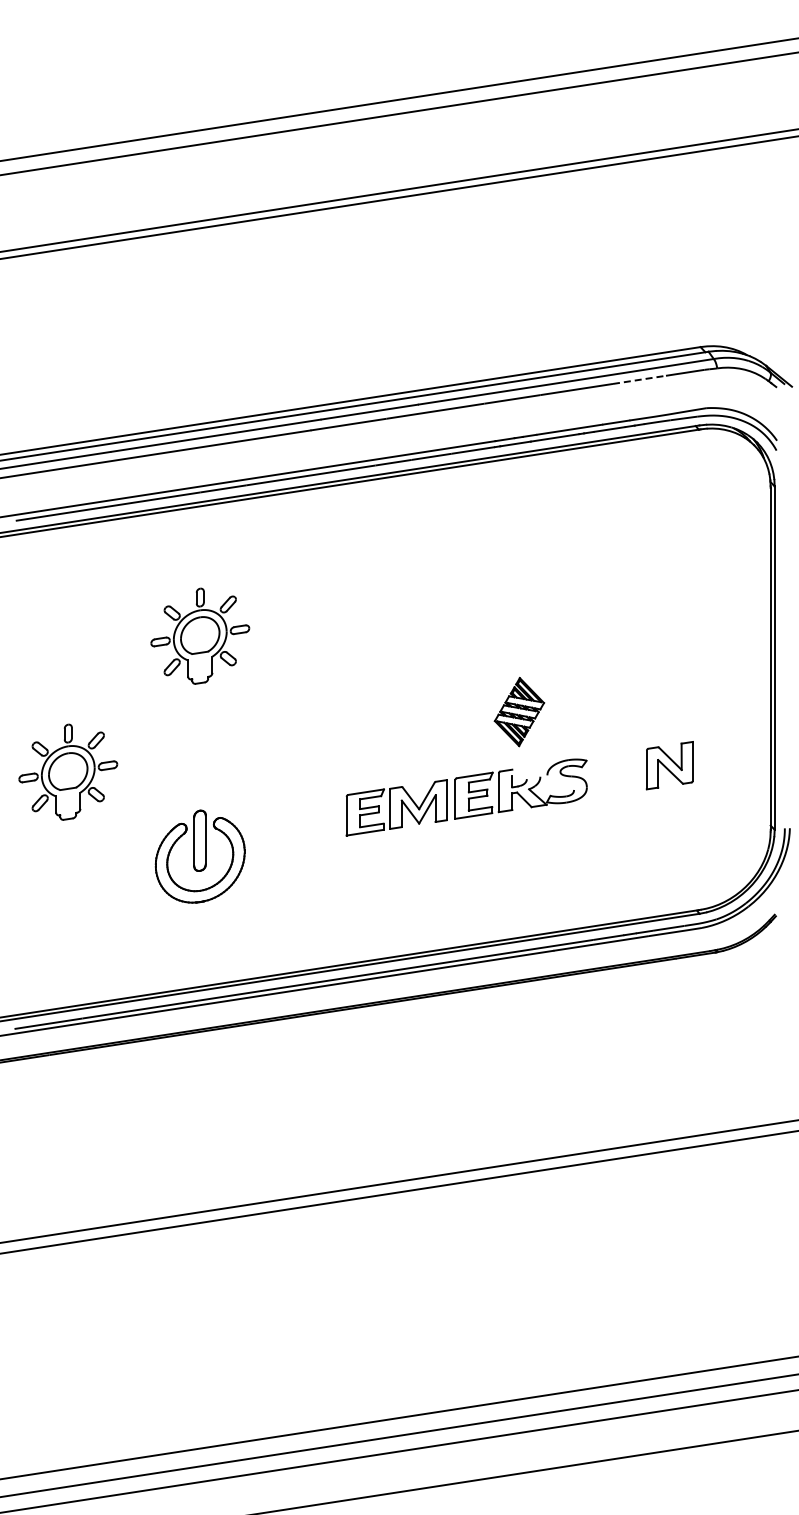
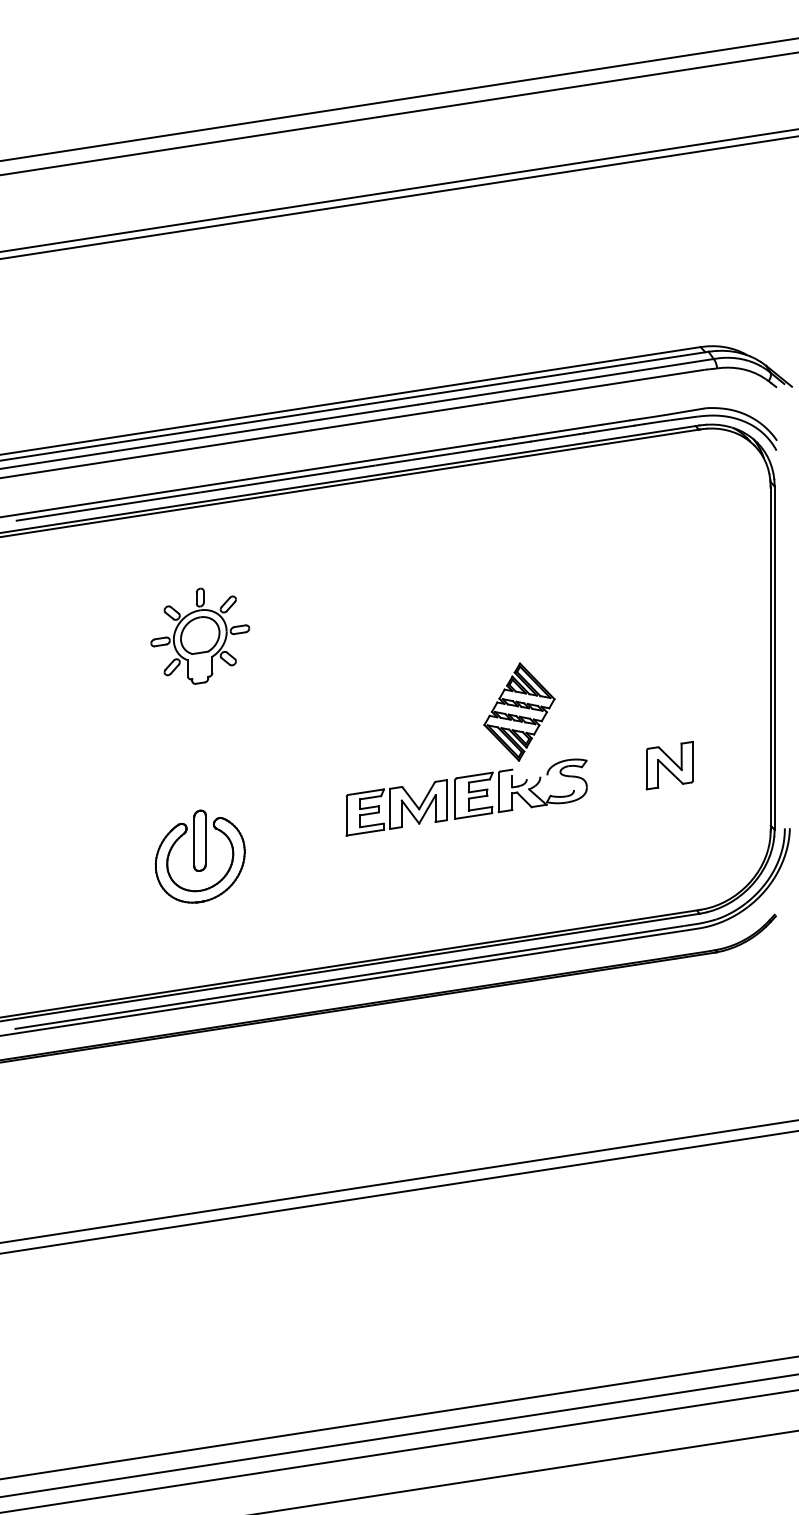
line: dashed -> solid (640, 379)
part size: 53x71 px -> 73x100 px (519, 711)
part: present -> none (68, 771)
